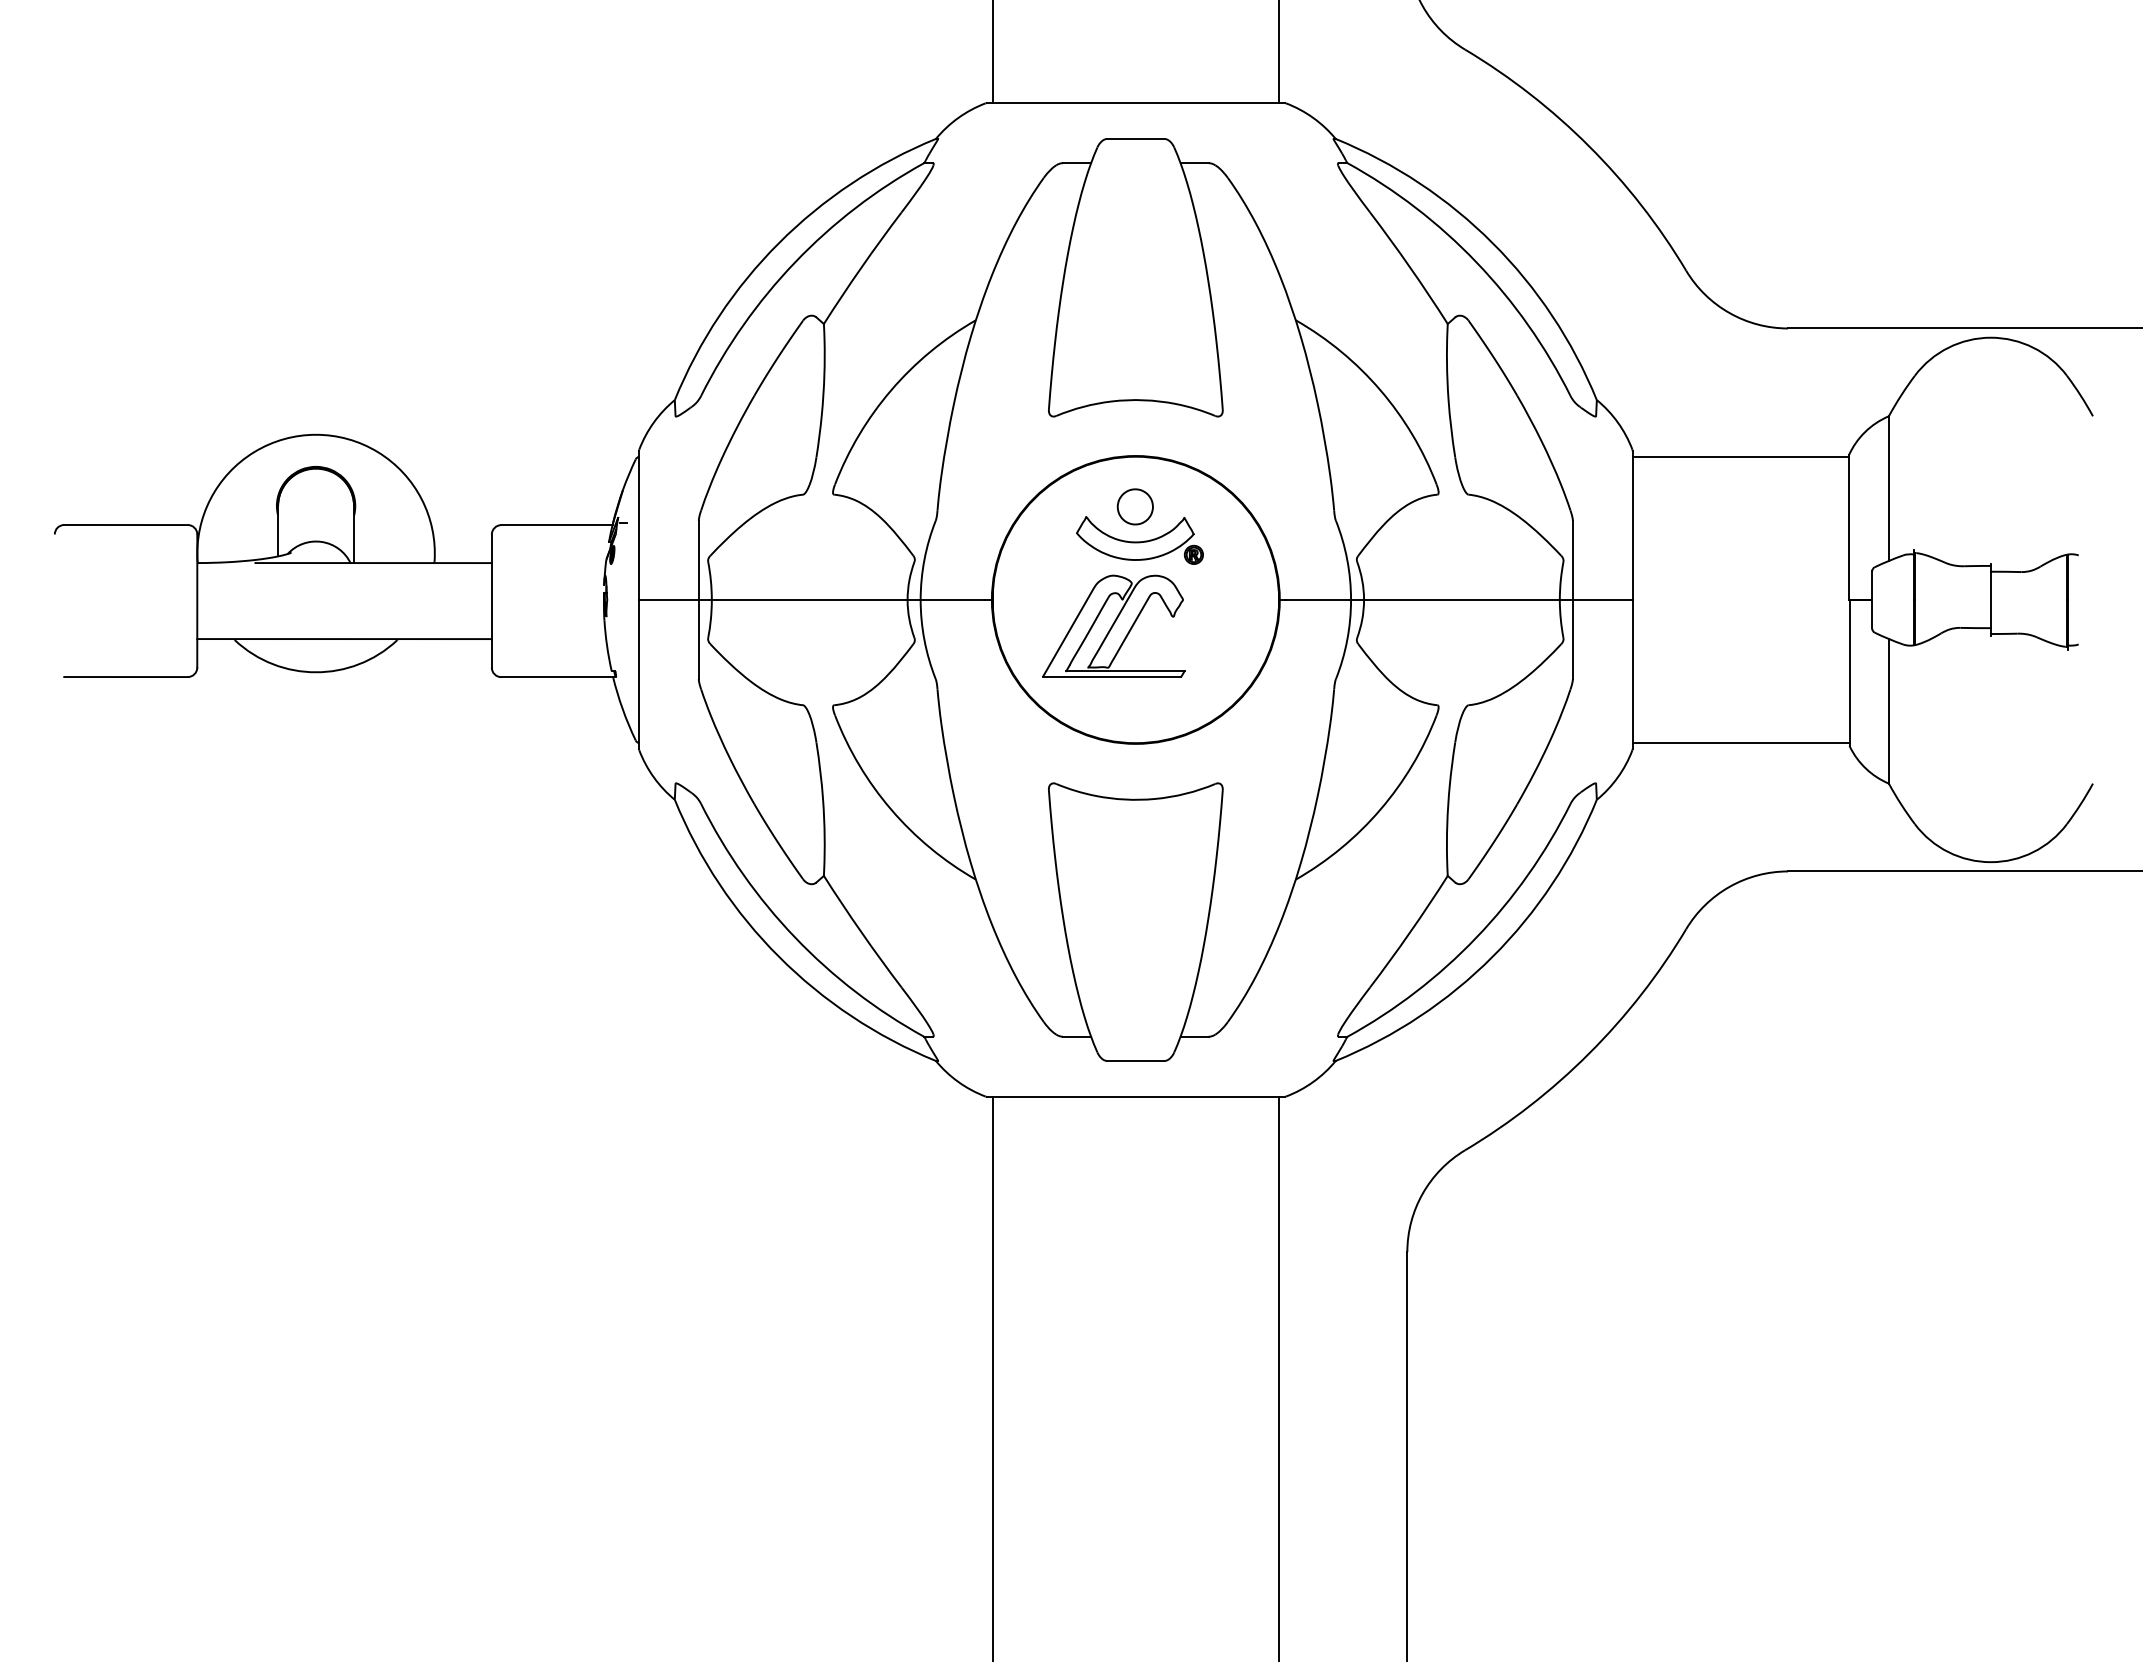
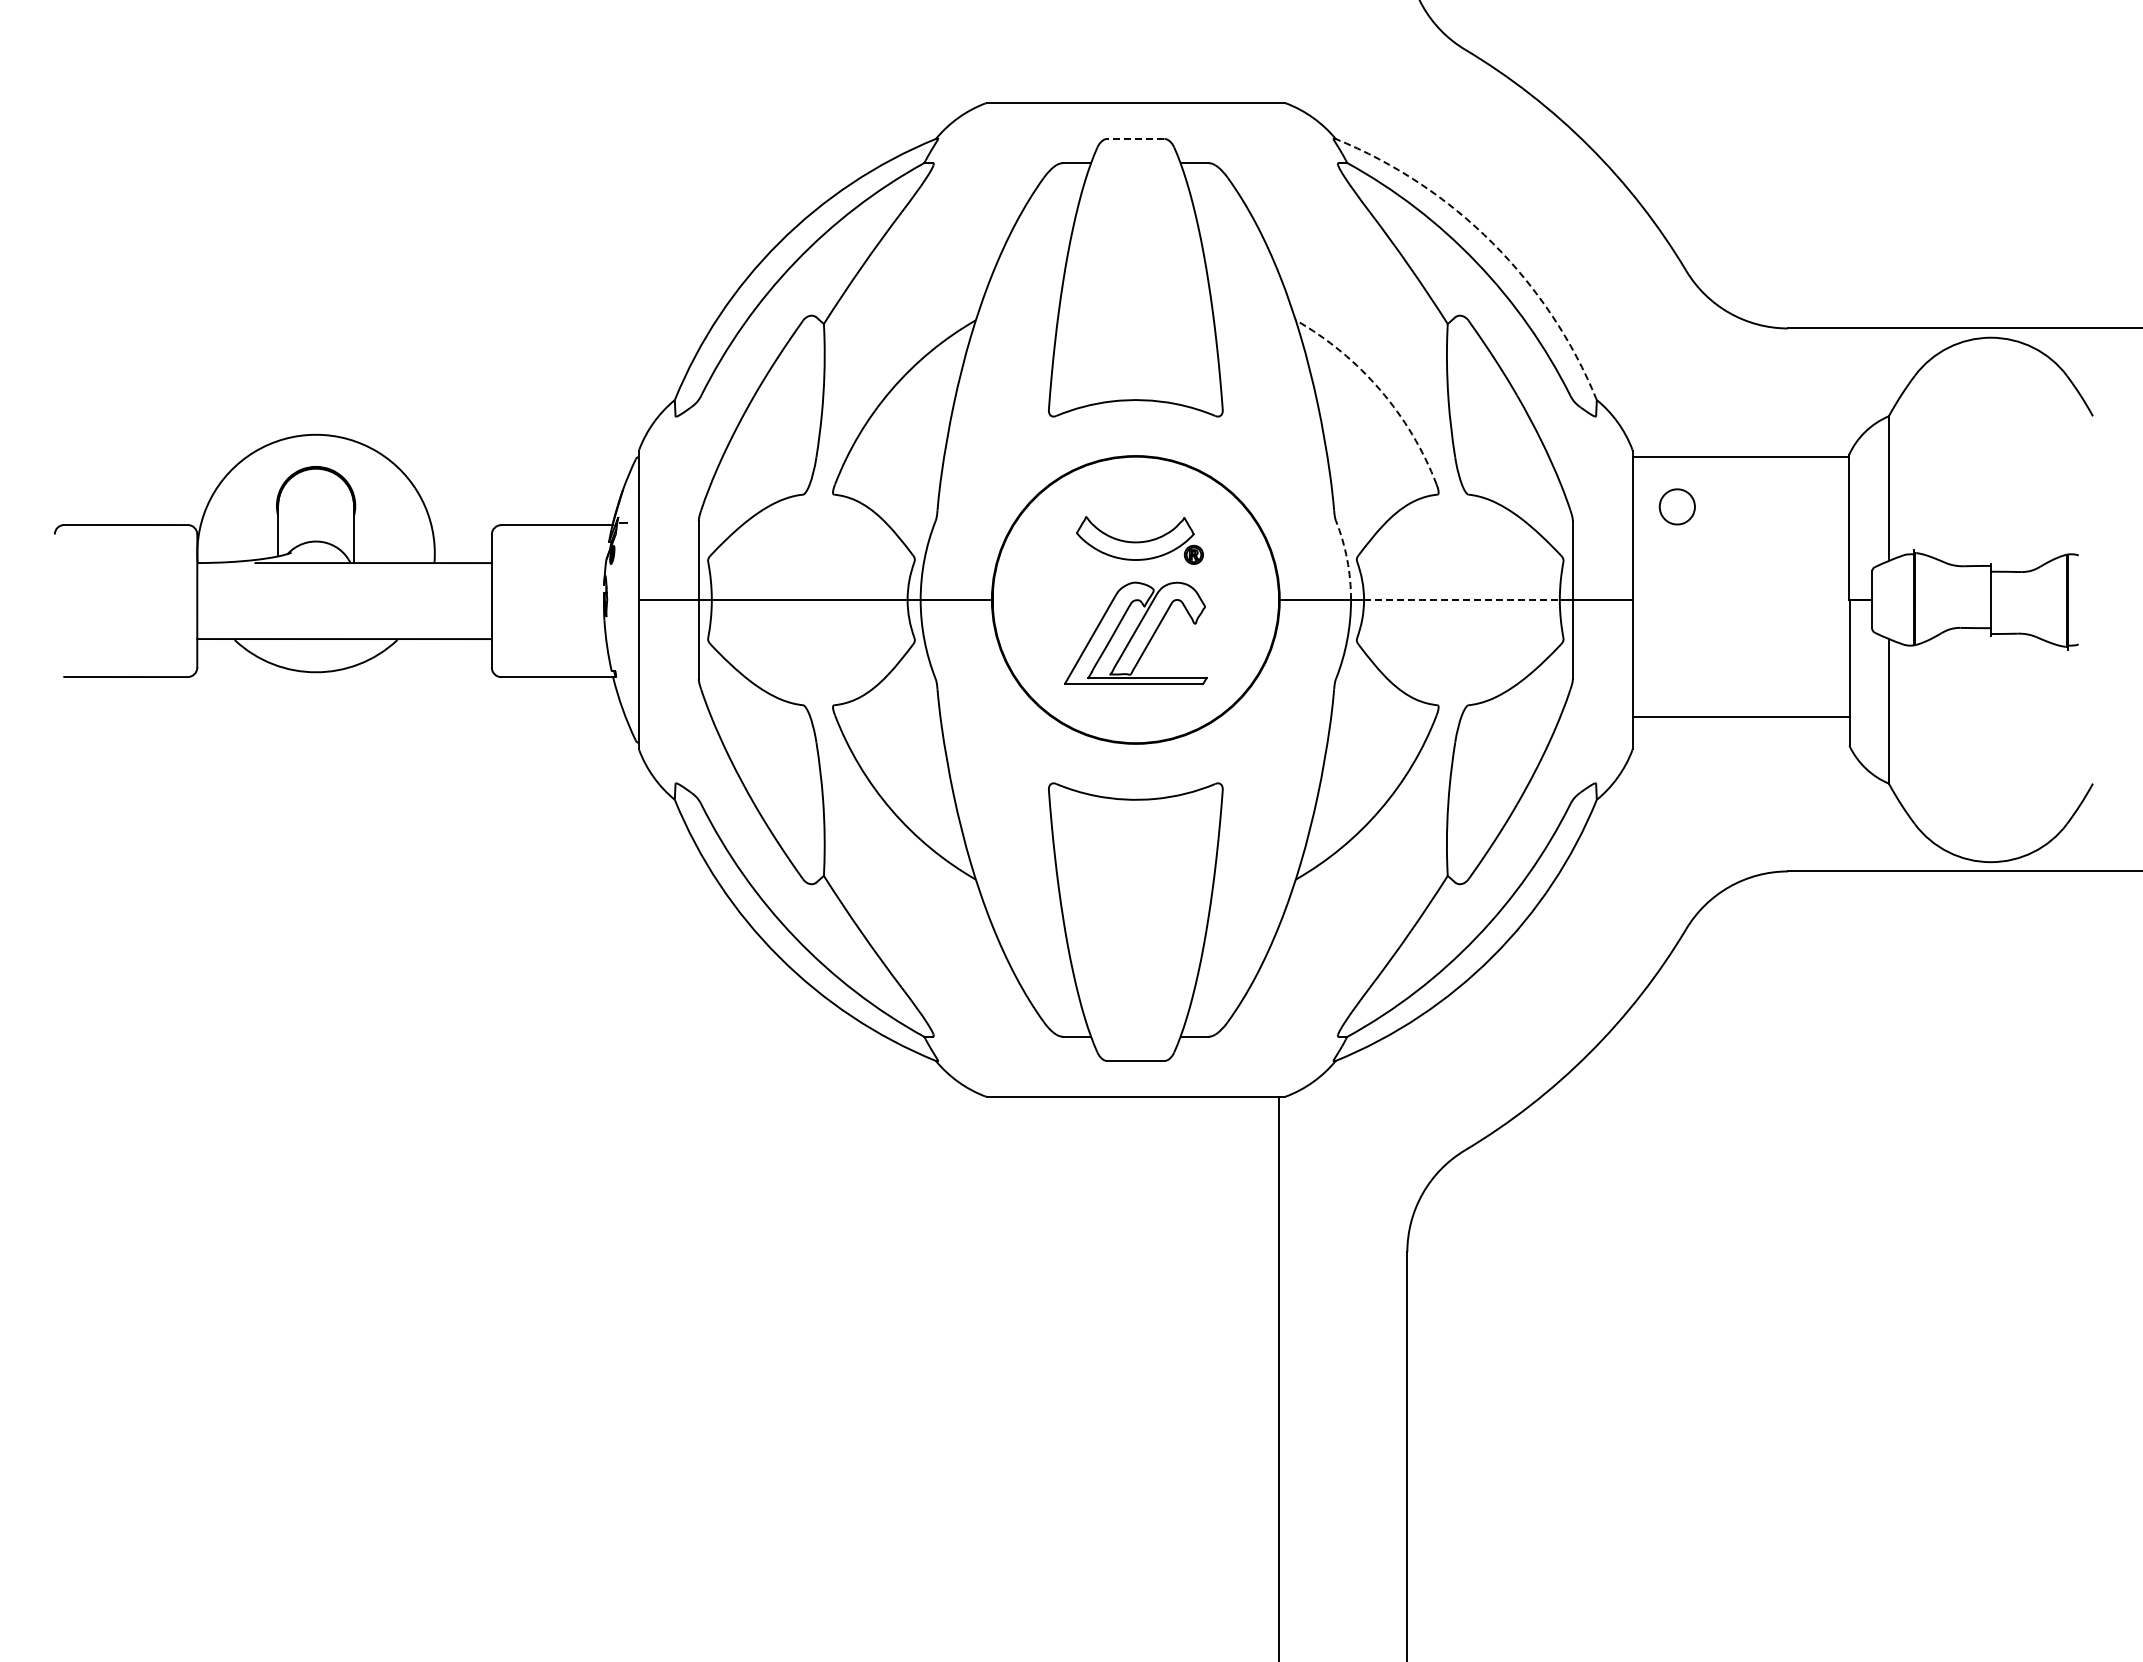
line: present -> none (992, 52)
line: present -> none (1279, 52)
line: solid -> dashed (1135, 138)
arc: solid -> dashed (1492, 243)
arc: solid -> dashed (1380, 390)
part position: (1134, 506) -> (1676, 506) (1676, 506)
arc: solid -> dashed (1347, 559)
line: solid -> dashed (1461, 599)
part position: (1113, 625) -> (1135, 632) (1135, 632)
line position: (1740, 743) -> (1740, 717) (1740, 717)
line: present -> none (992, 1377)
